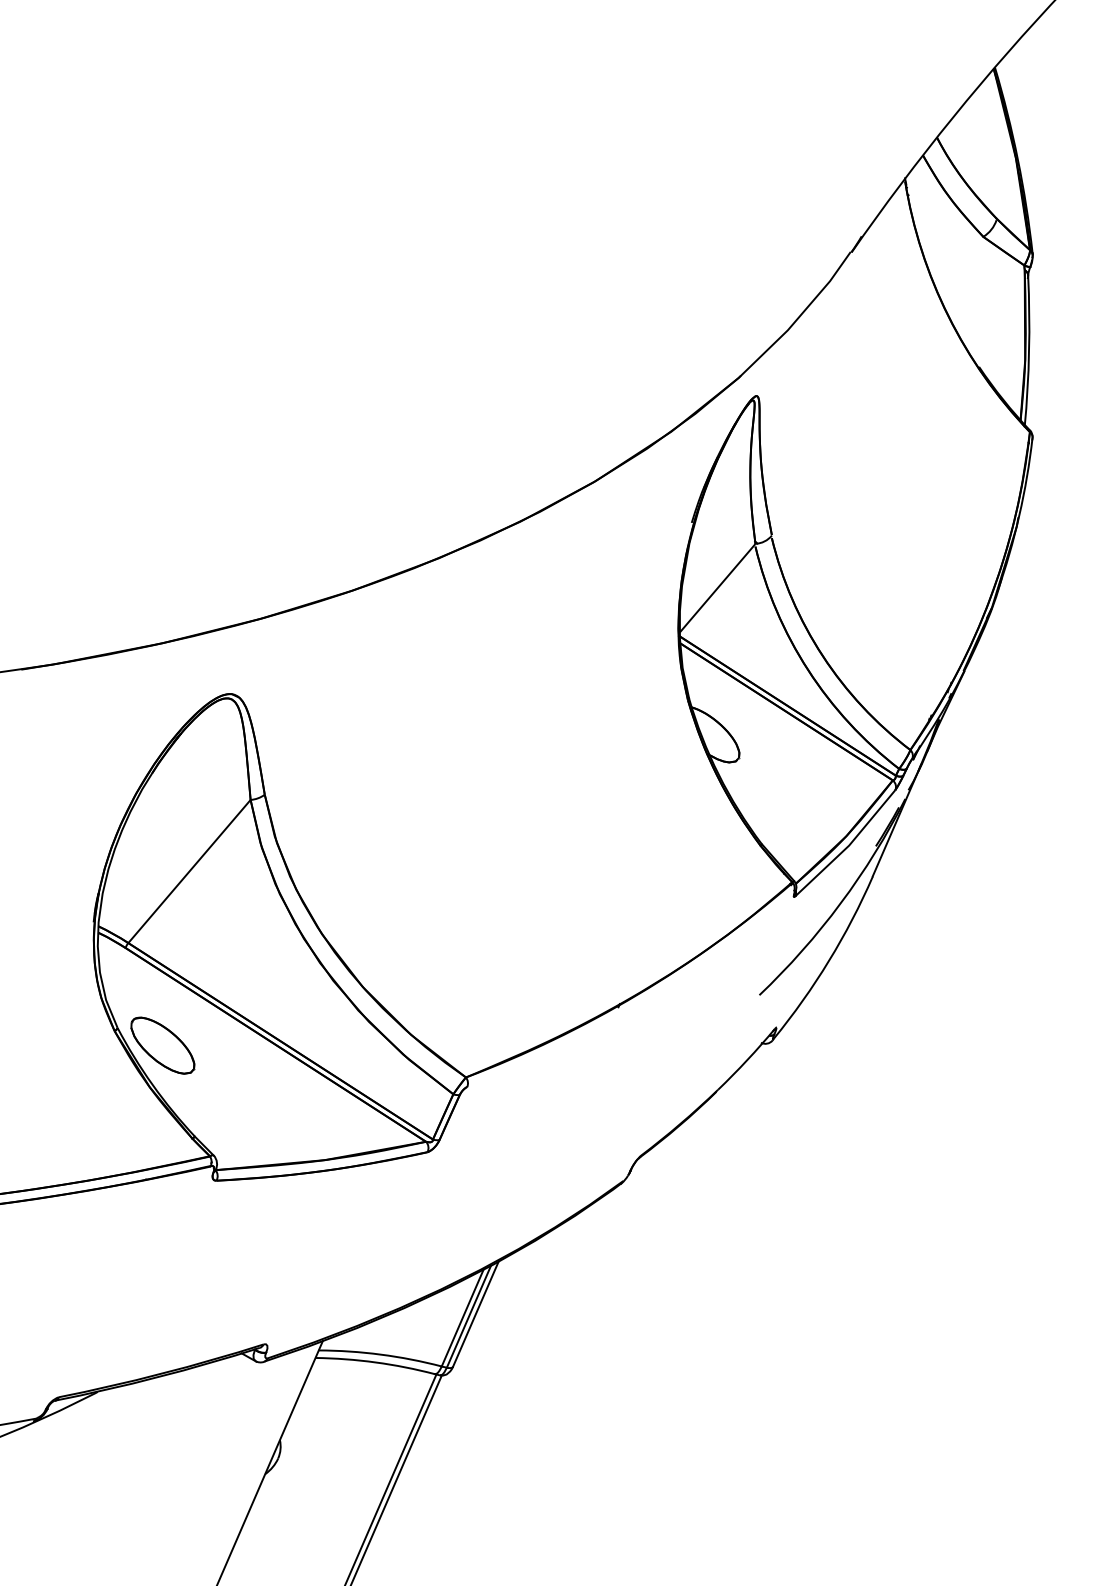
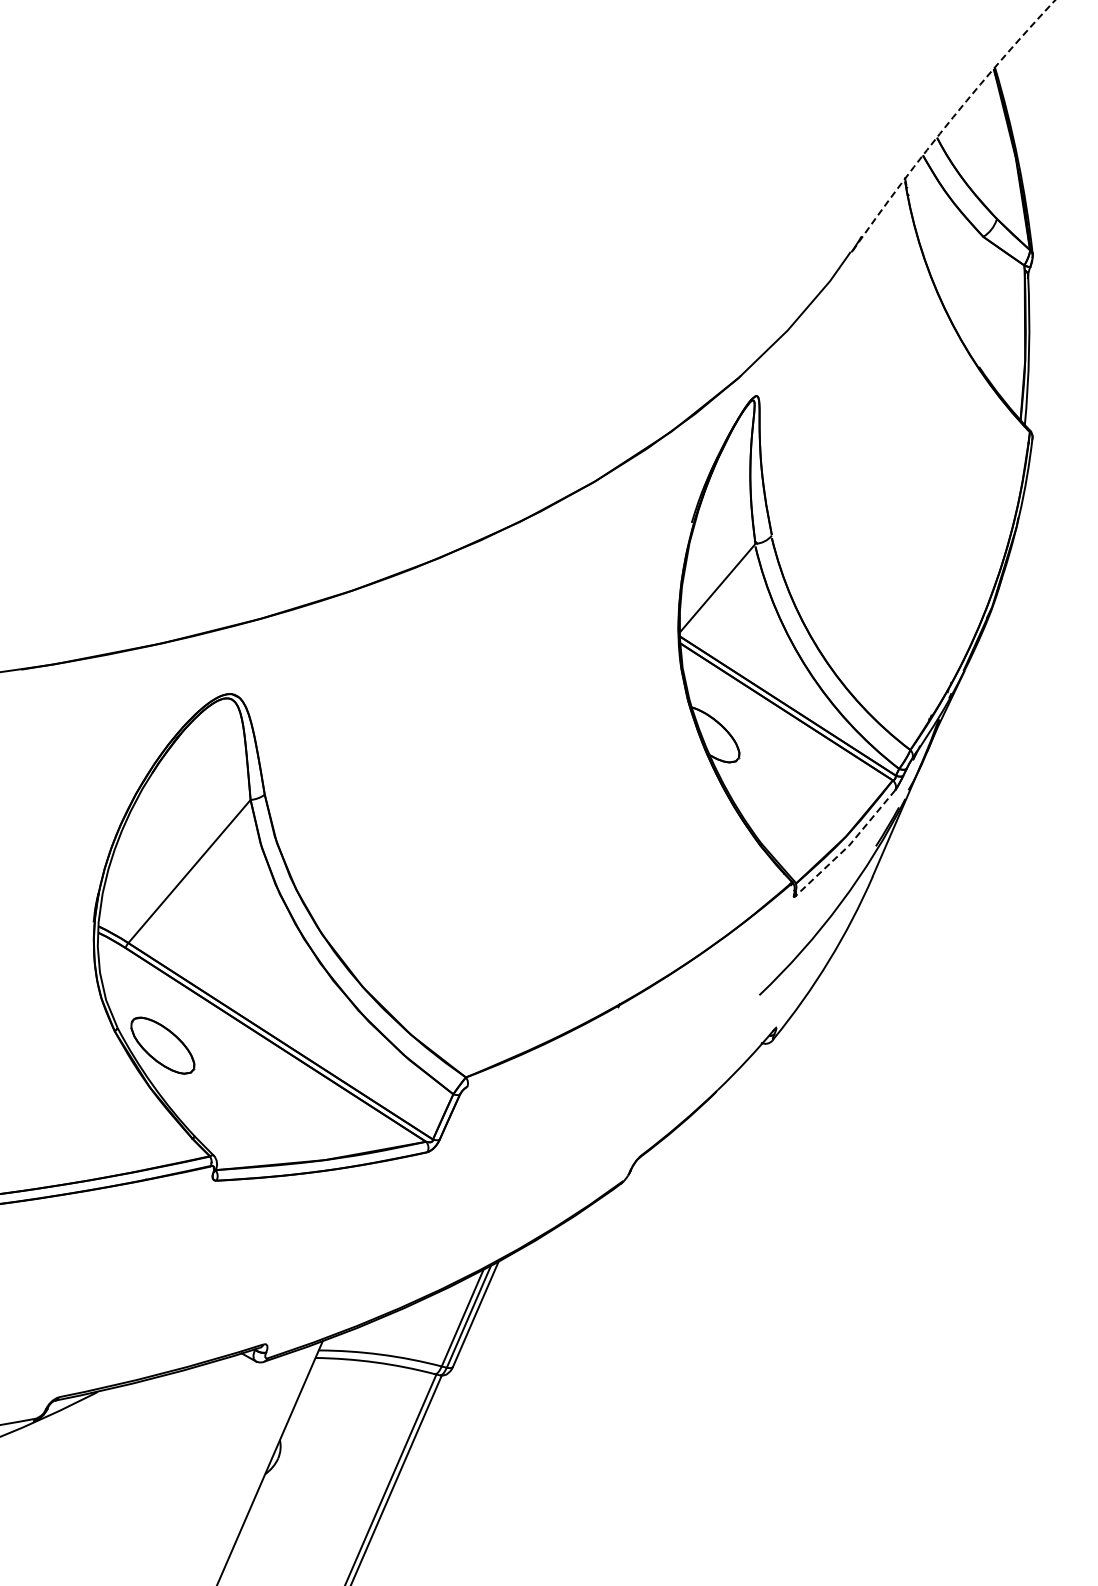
arc: solid -> dashed (949, 122)
line: solid -> dashed (848, 846)
